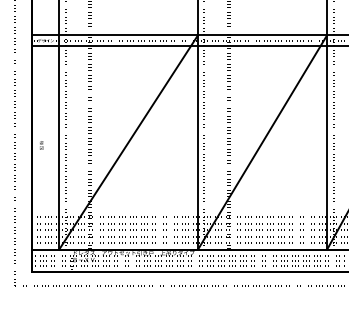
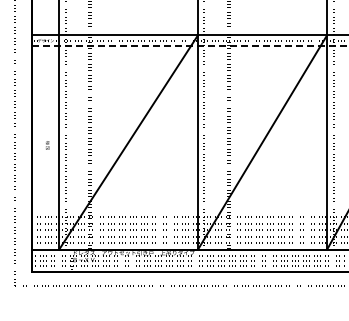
line: solid -> dashed (190, 46)
text position: (41, 145) -> (47, 145) (47, 145)
